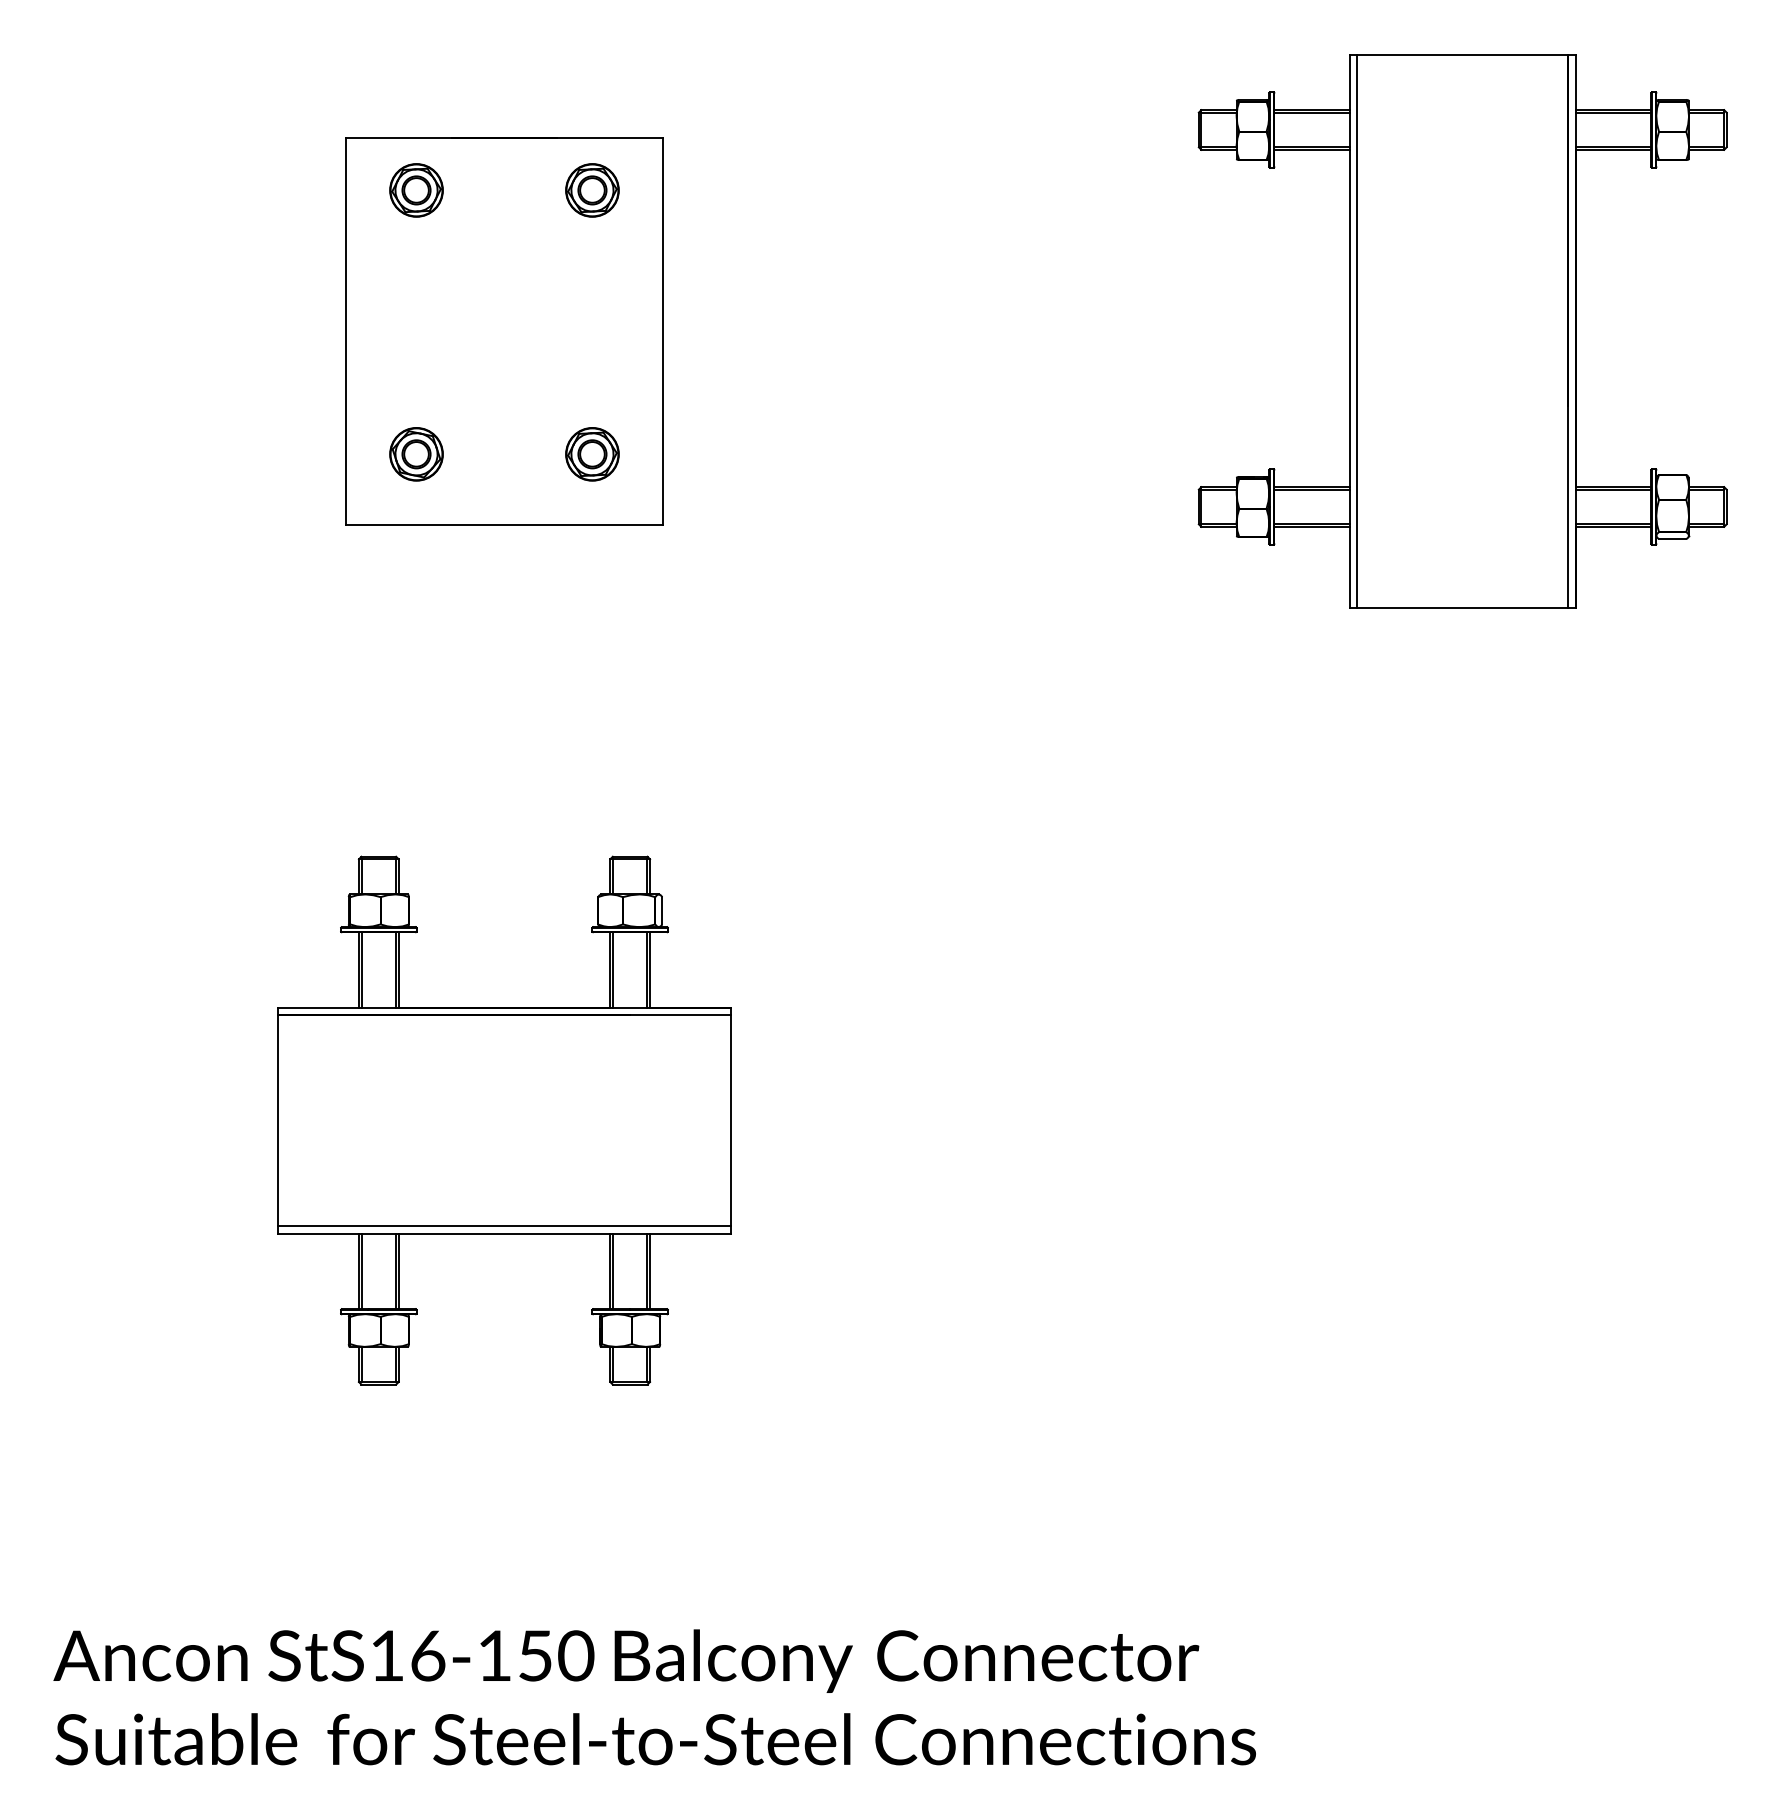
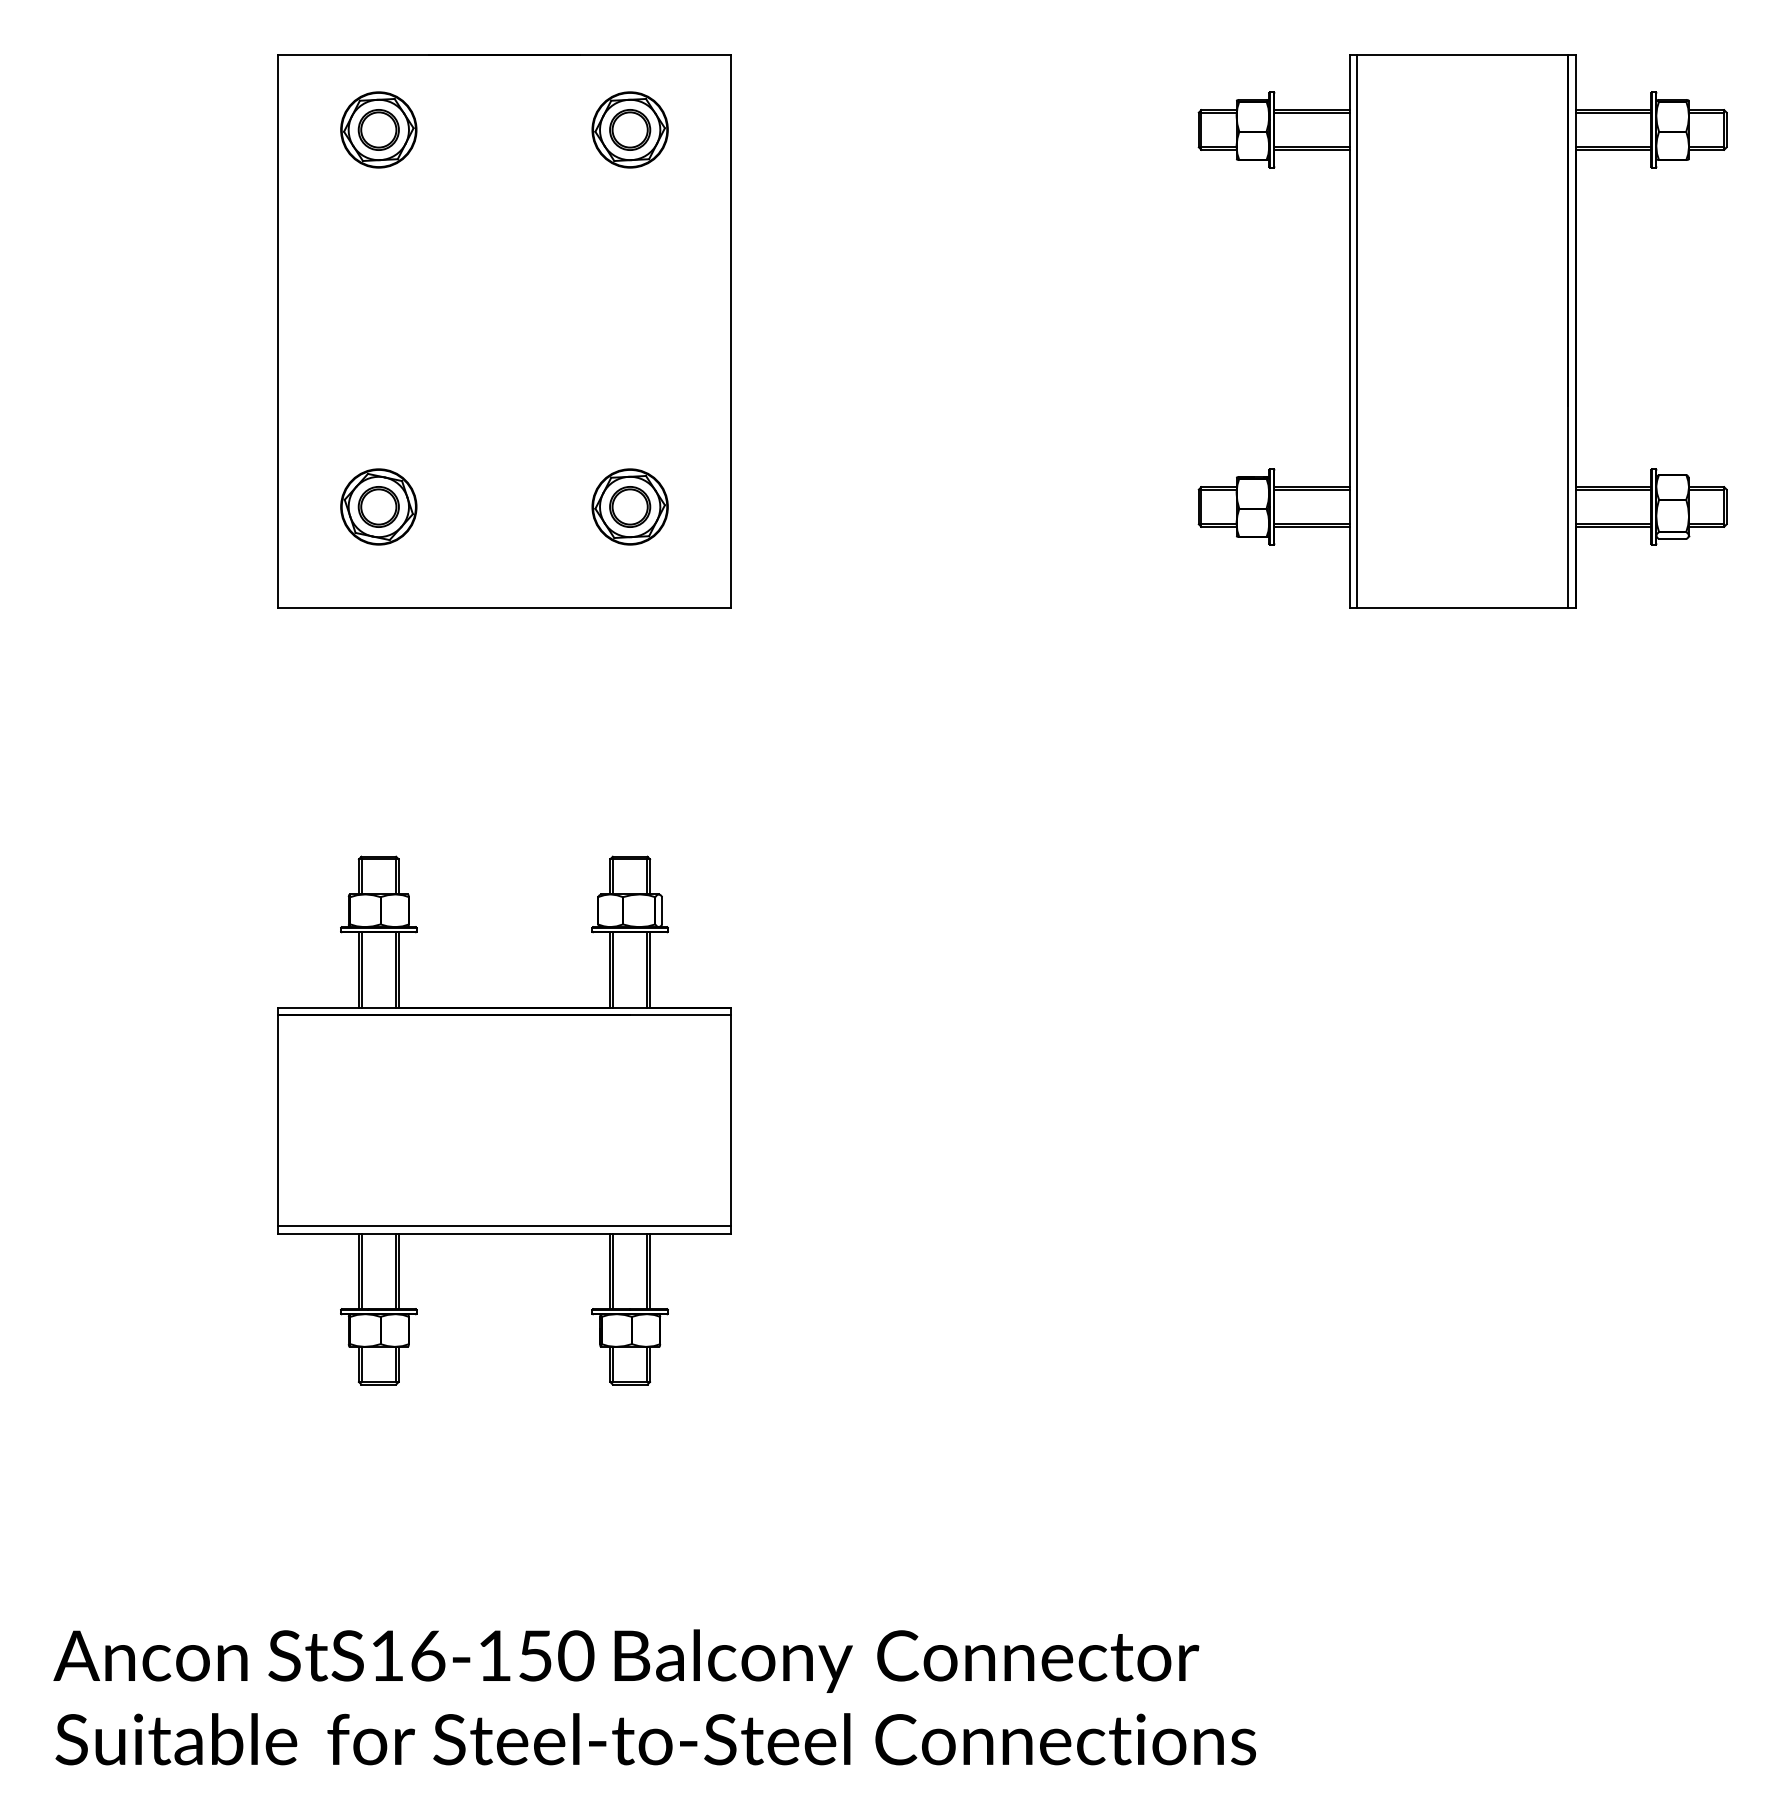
part size: 319x389 px -> 455x555 px (504, 331)
